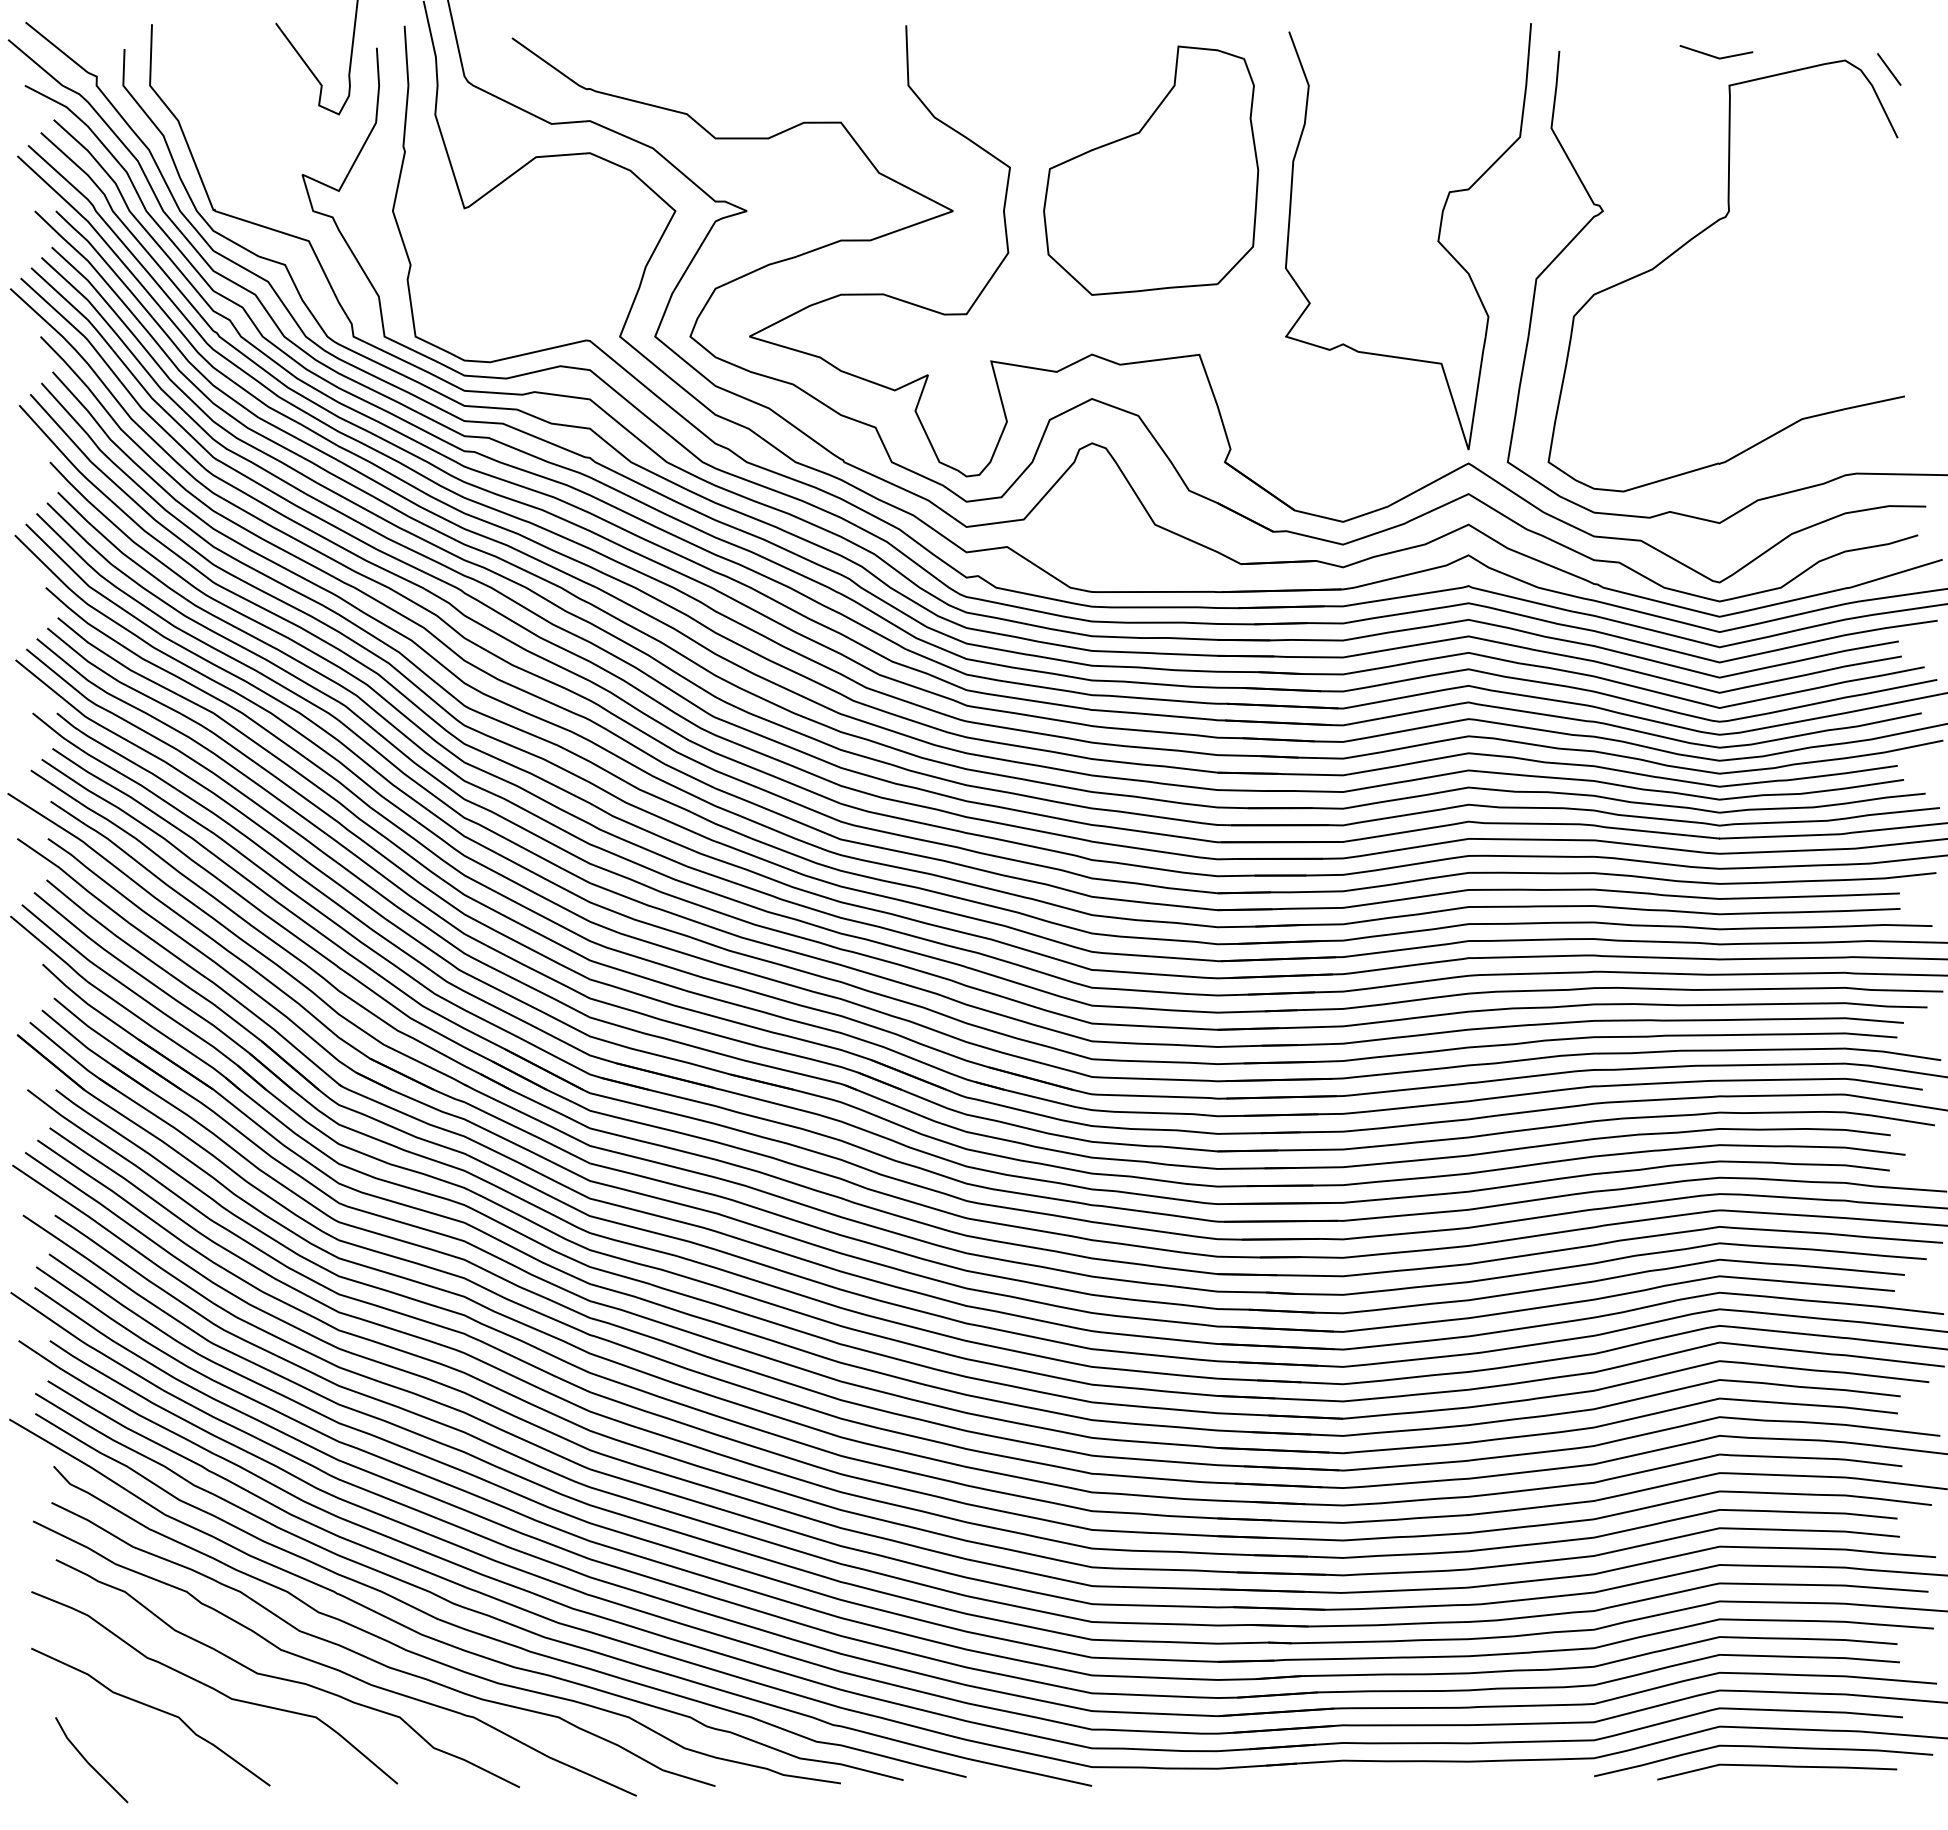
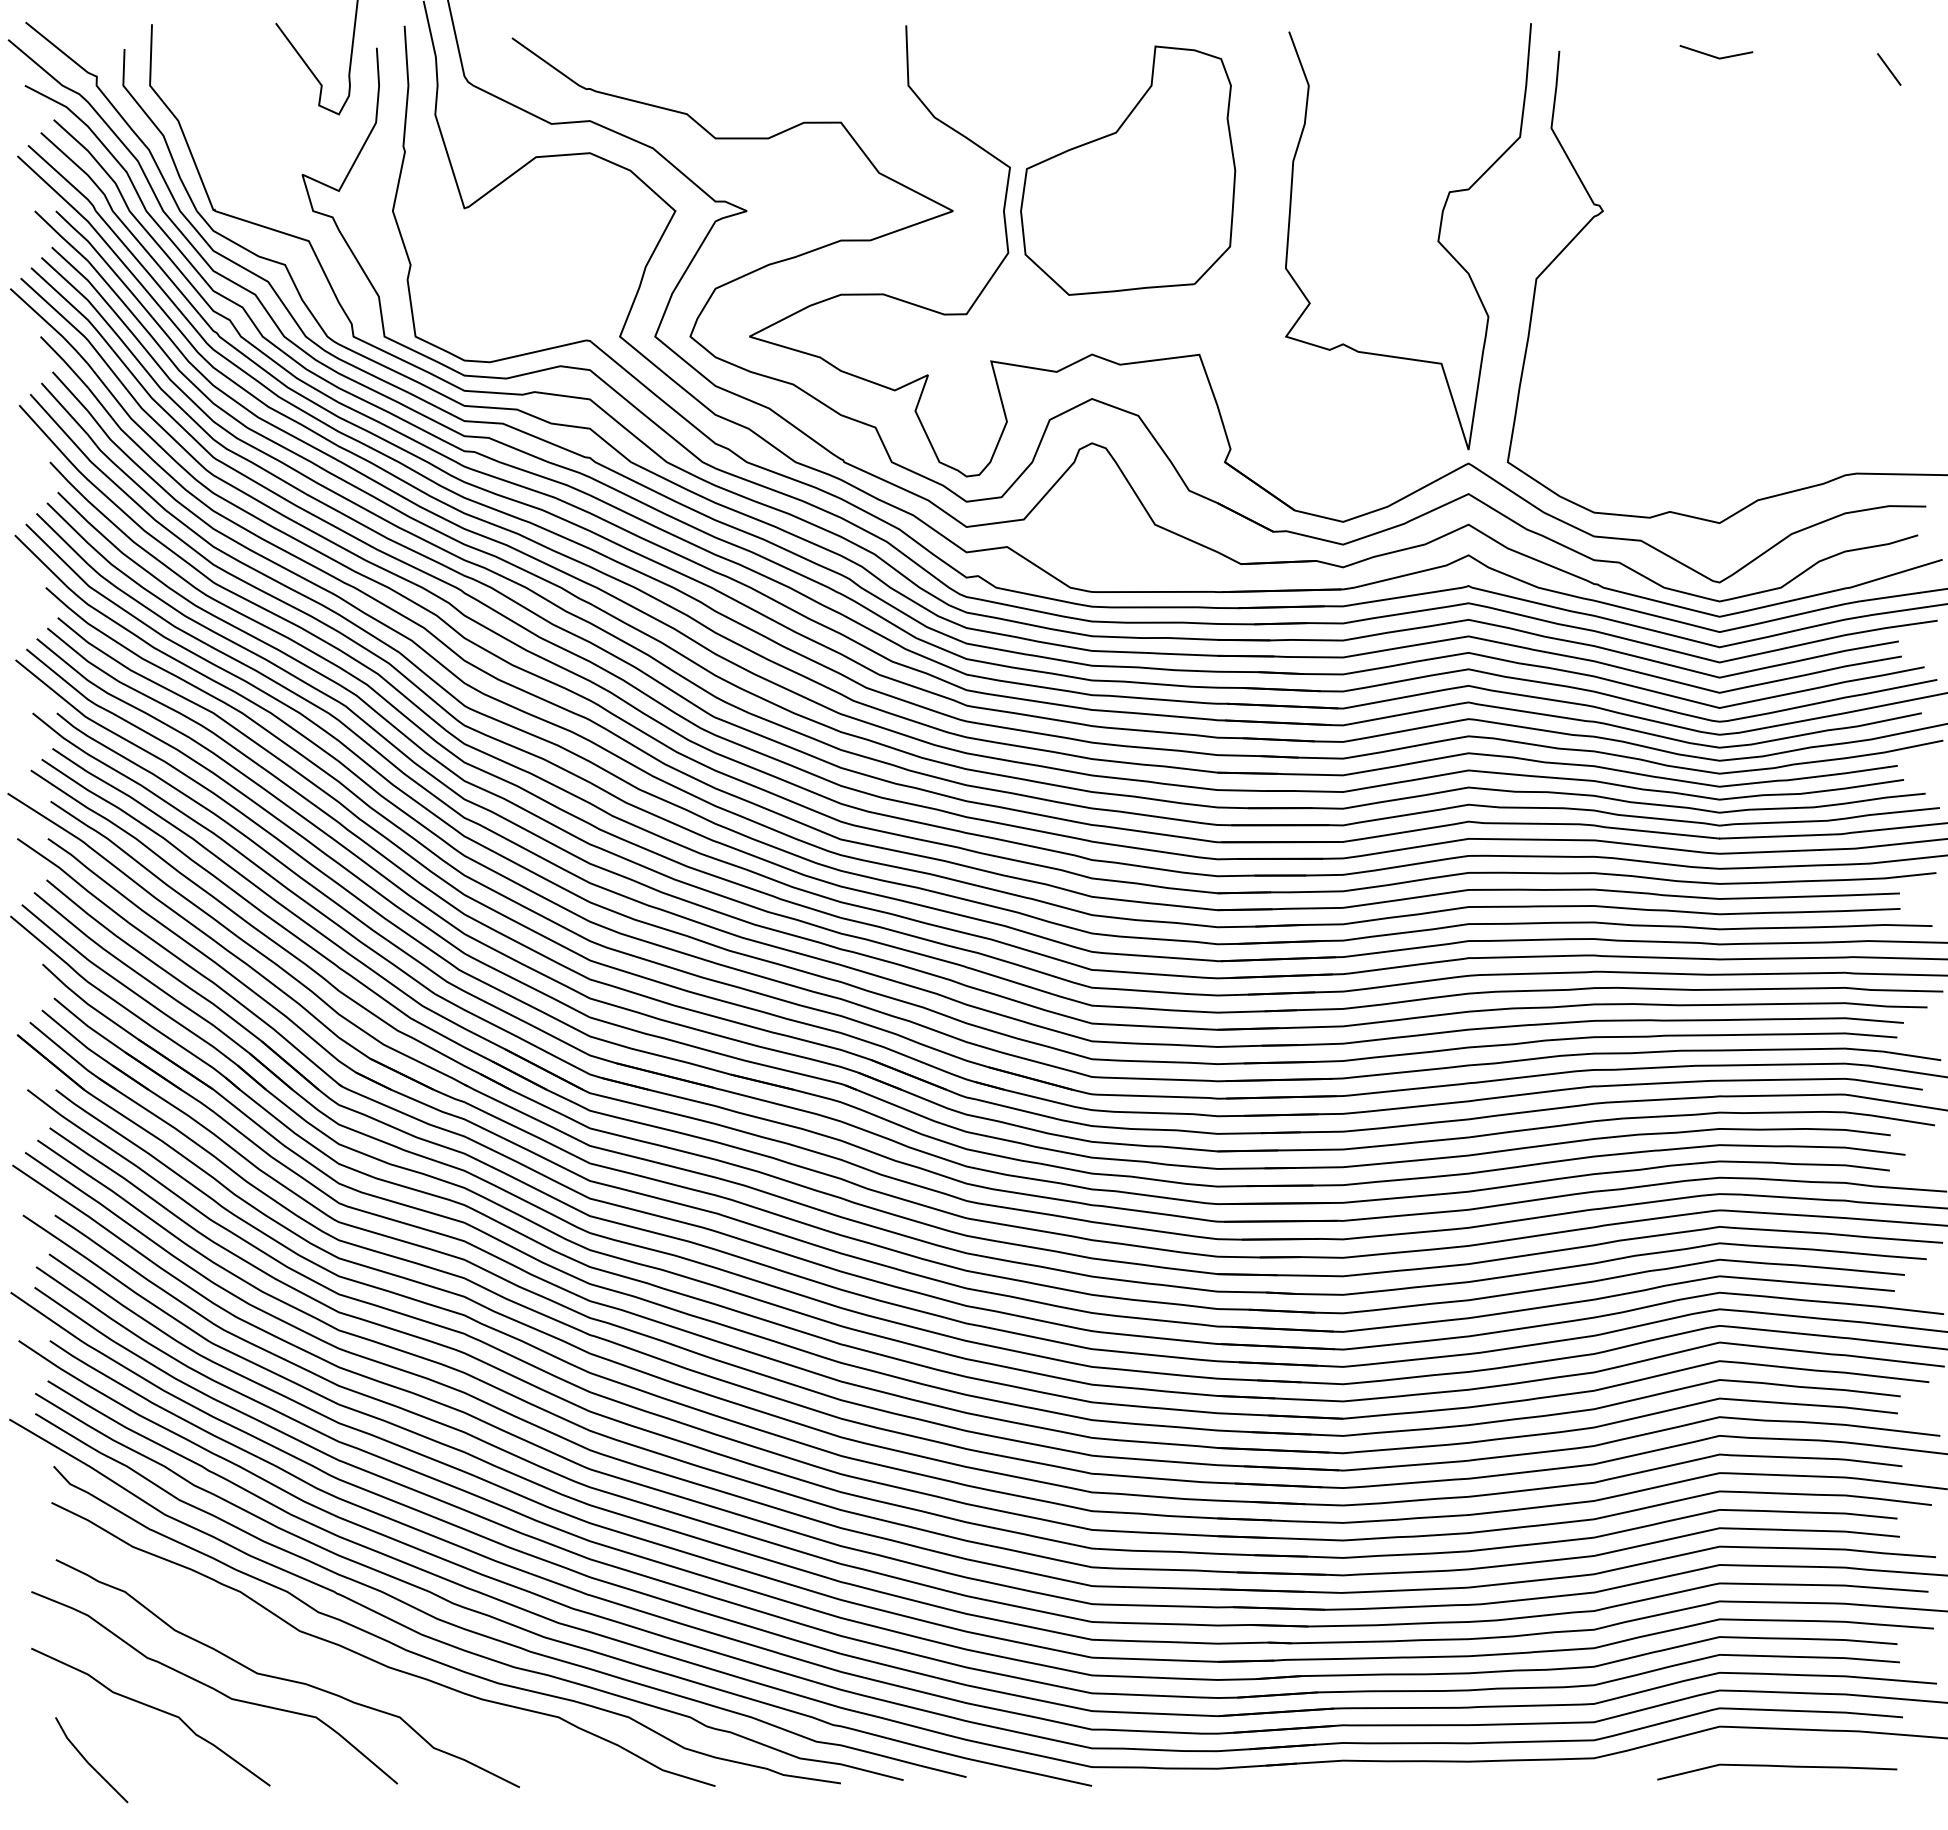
part position: (1151, 170) -> (1128, 170) (1128, 170)
curve: present -> none (1697, 236)
curve: present -> none (331, 1666)
curve: present -> none (1763, 1747)
